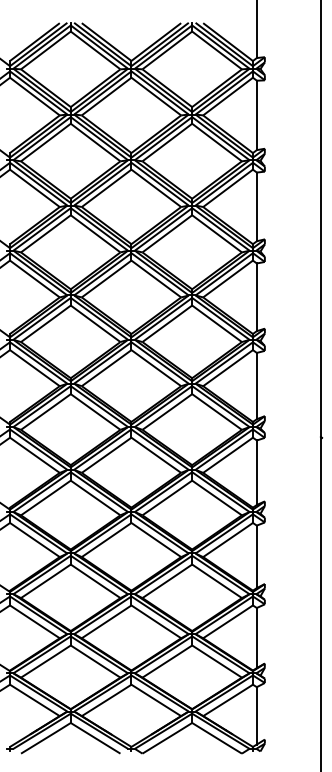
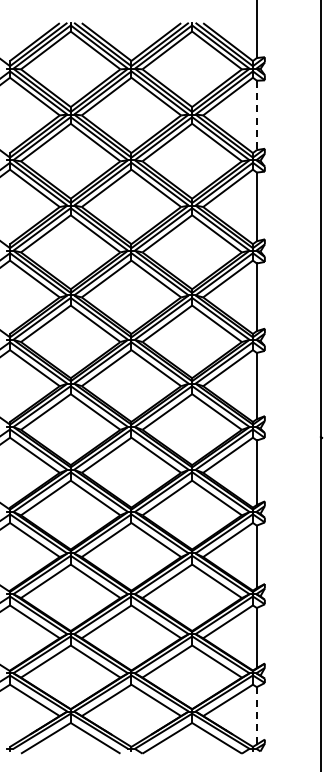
line: solid -> dashed (256, 115)
line: solid -> dashed (256, 715)
